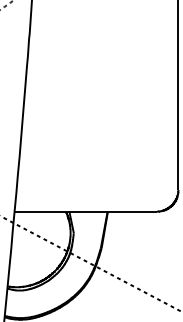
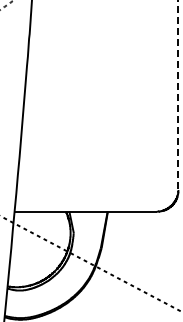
line: solid -> dashed (178, 95)
